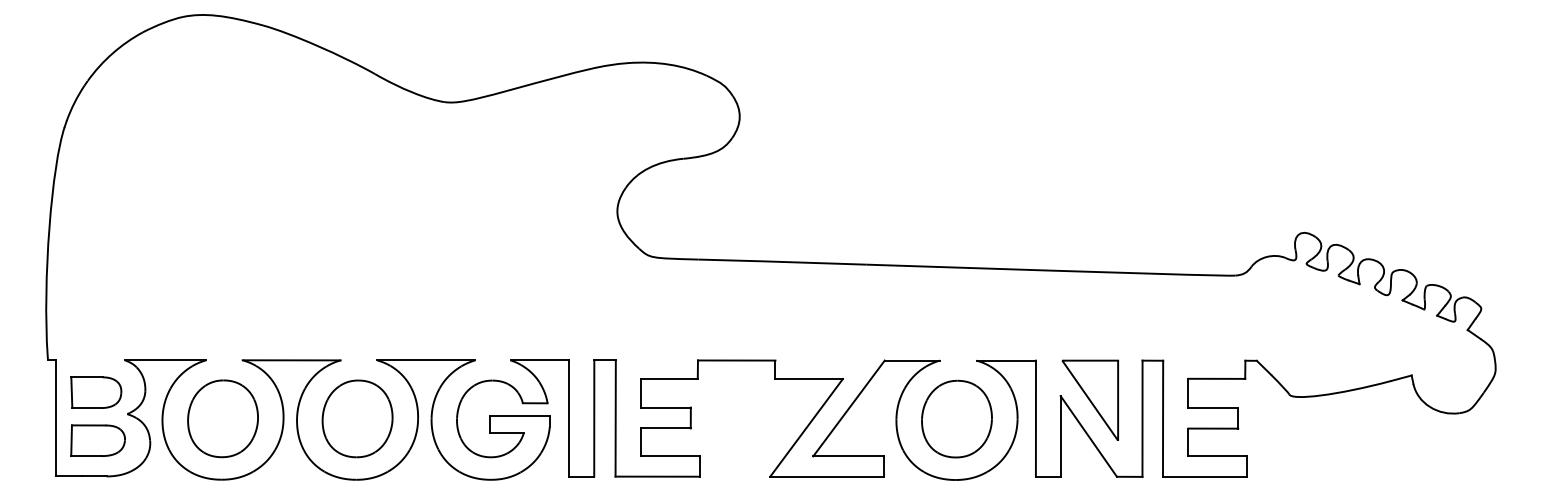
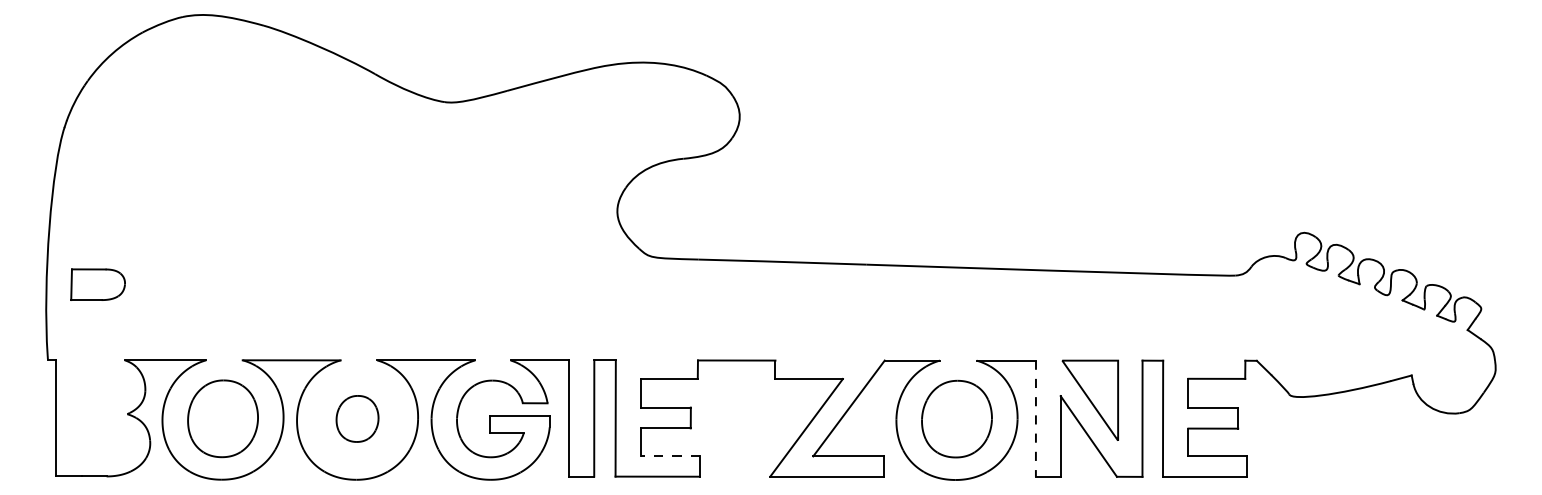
part: present -> none (96, 392)
part size: 73x80 px -> 45x48 px (357, 418)
line: solid -> dashed (1035, 419)
part position: (97, 440) -> (97, 284) (97, 284)
line: solid -> dashed (669, 455)
